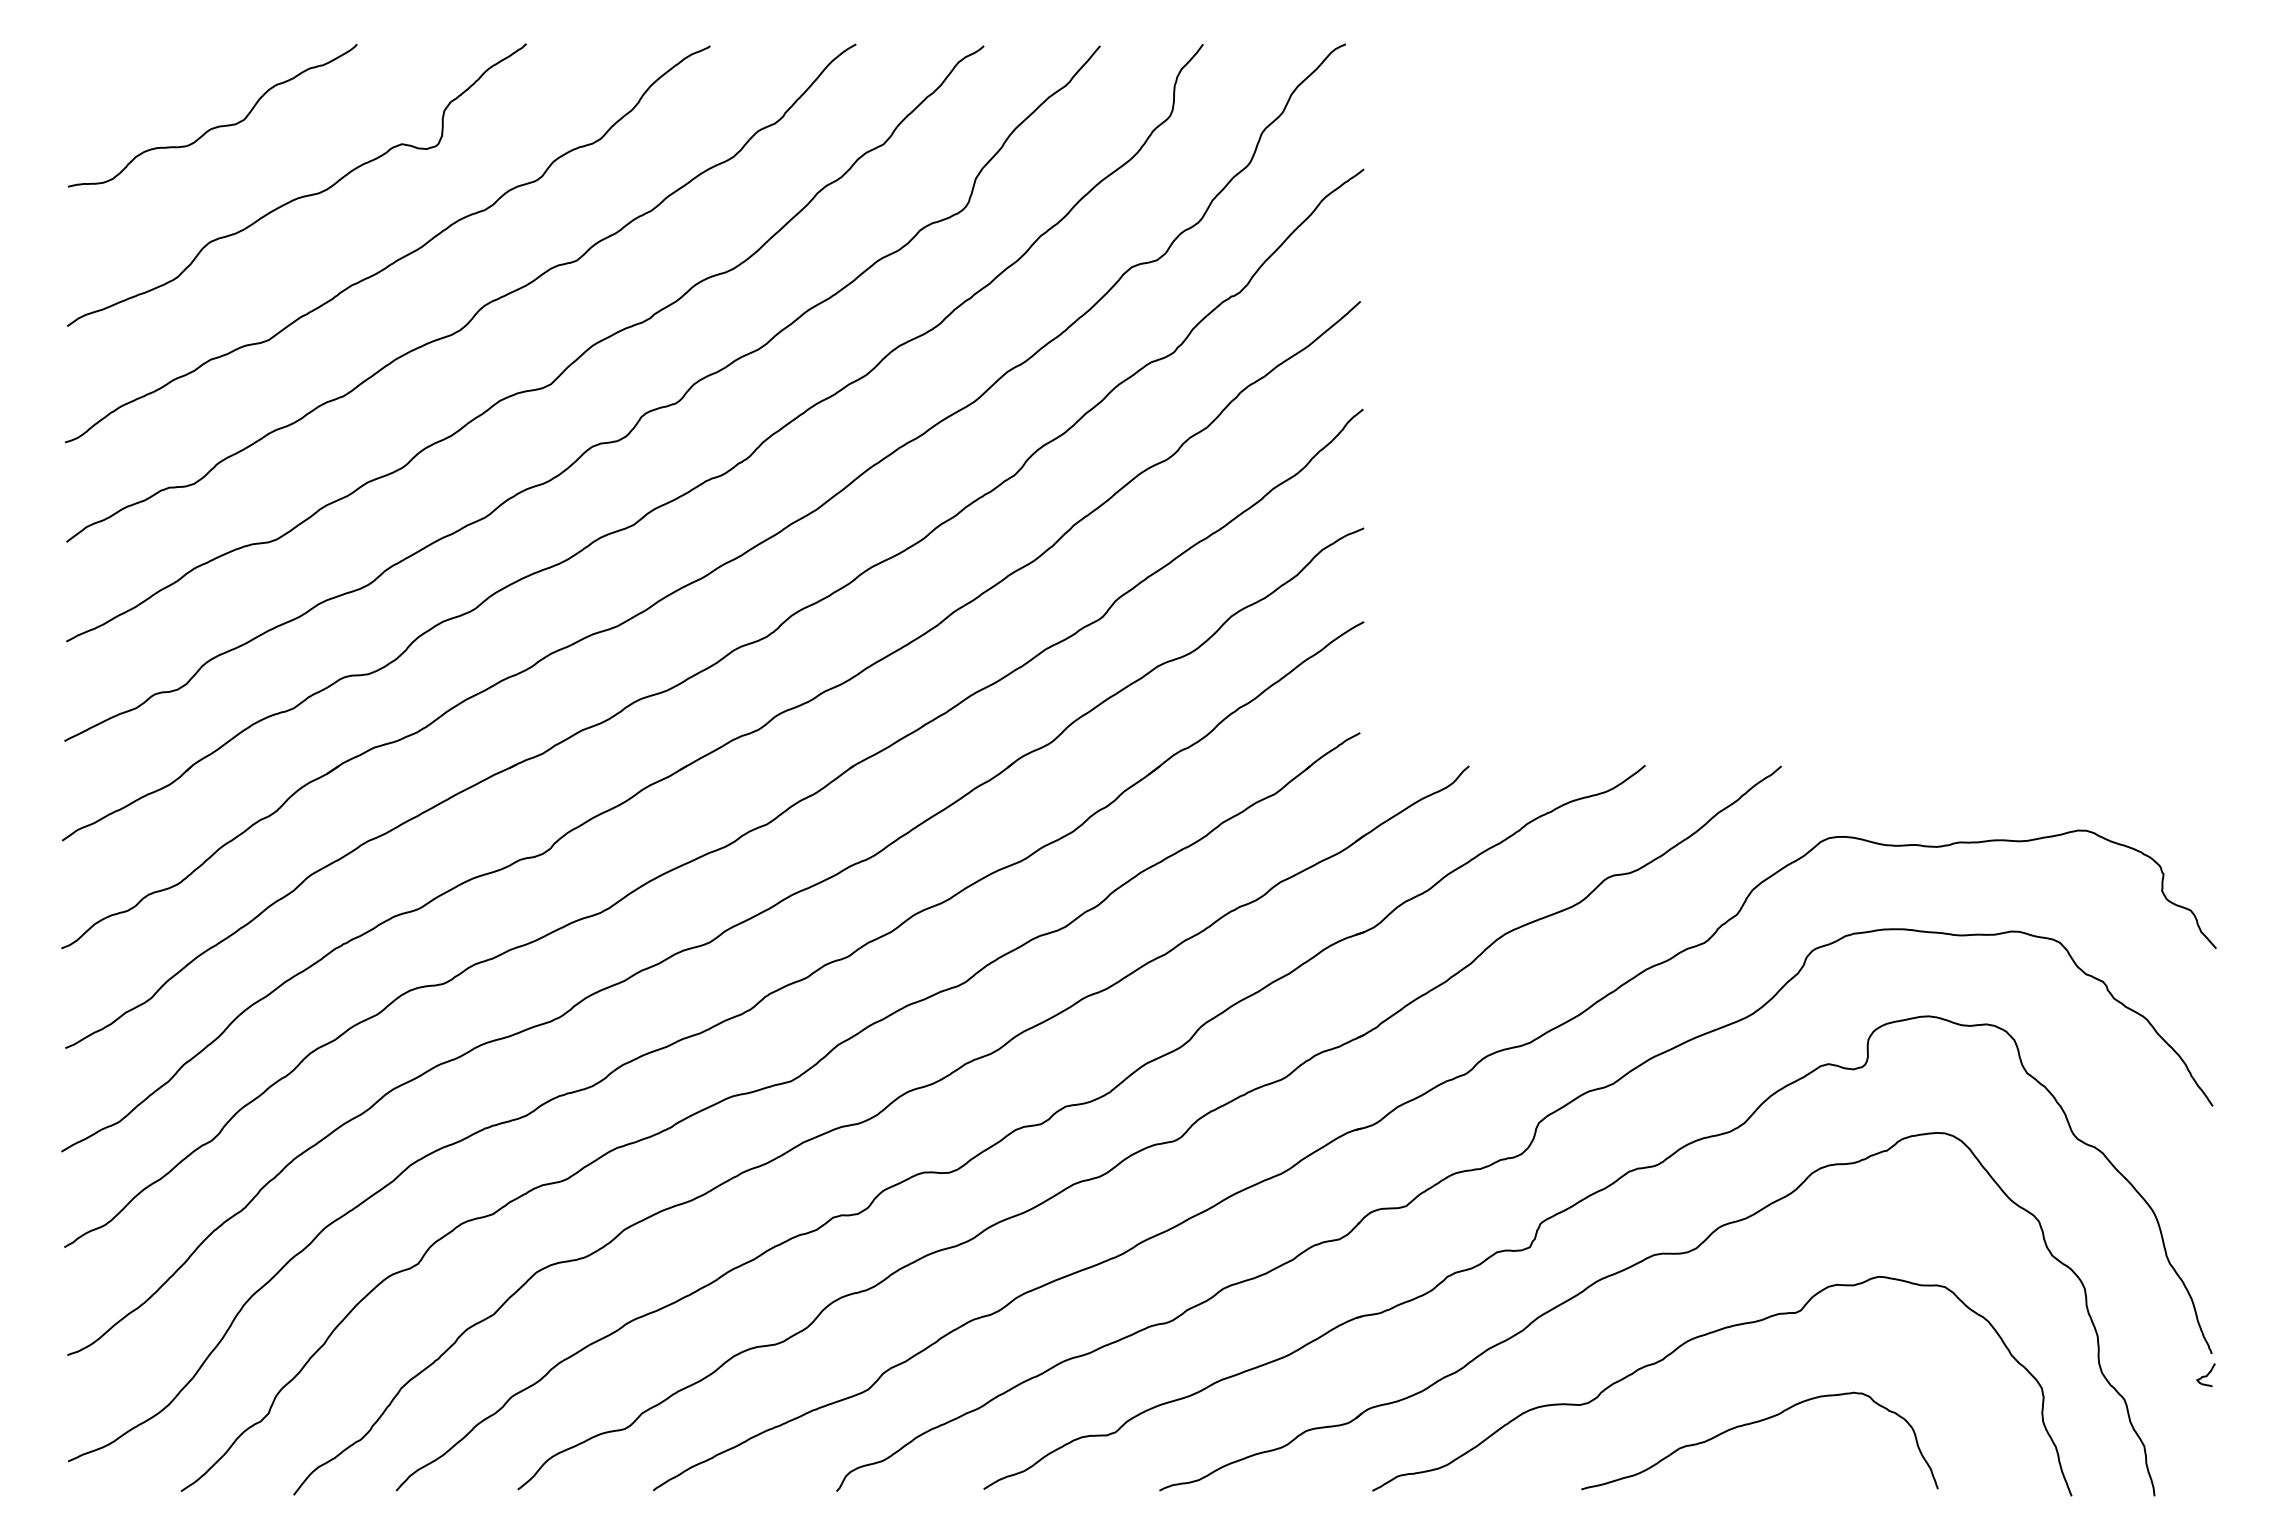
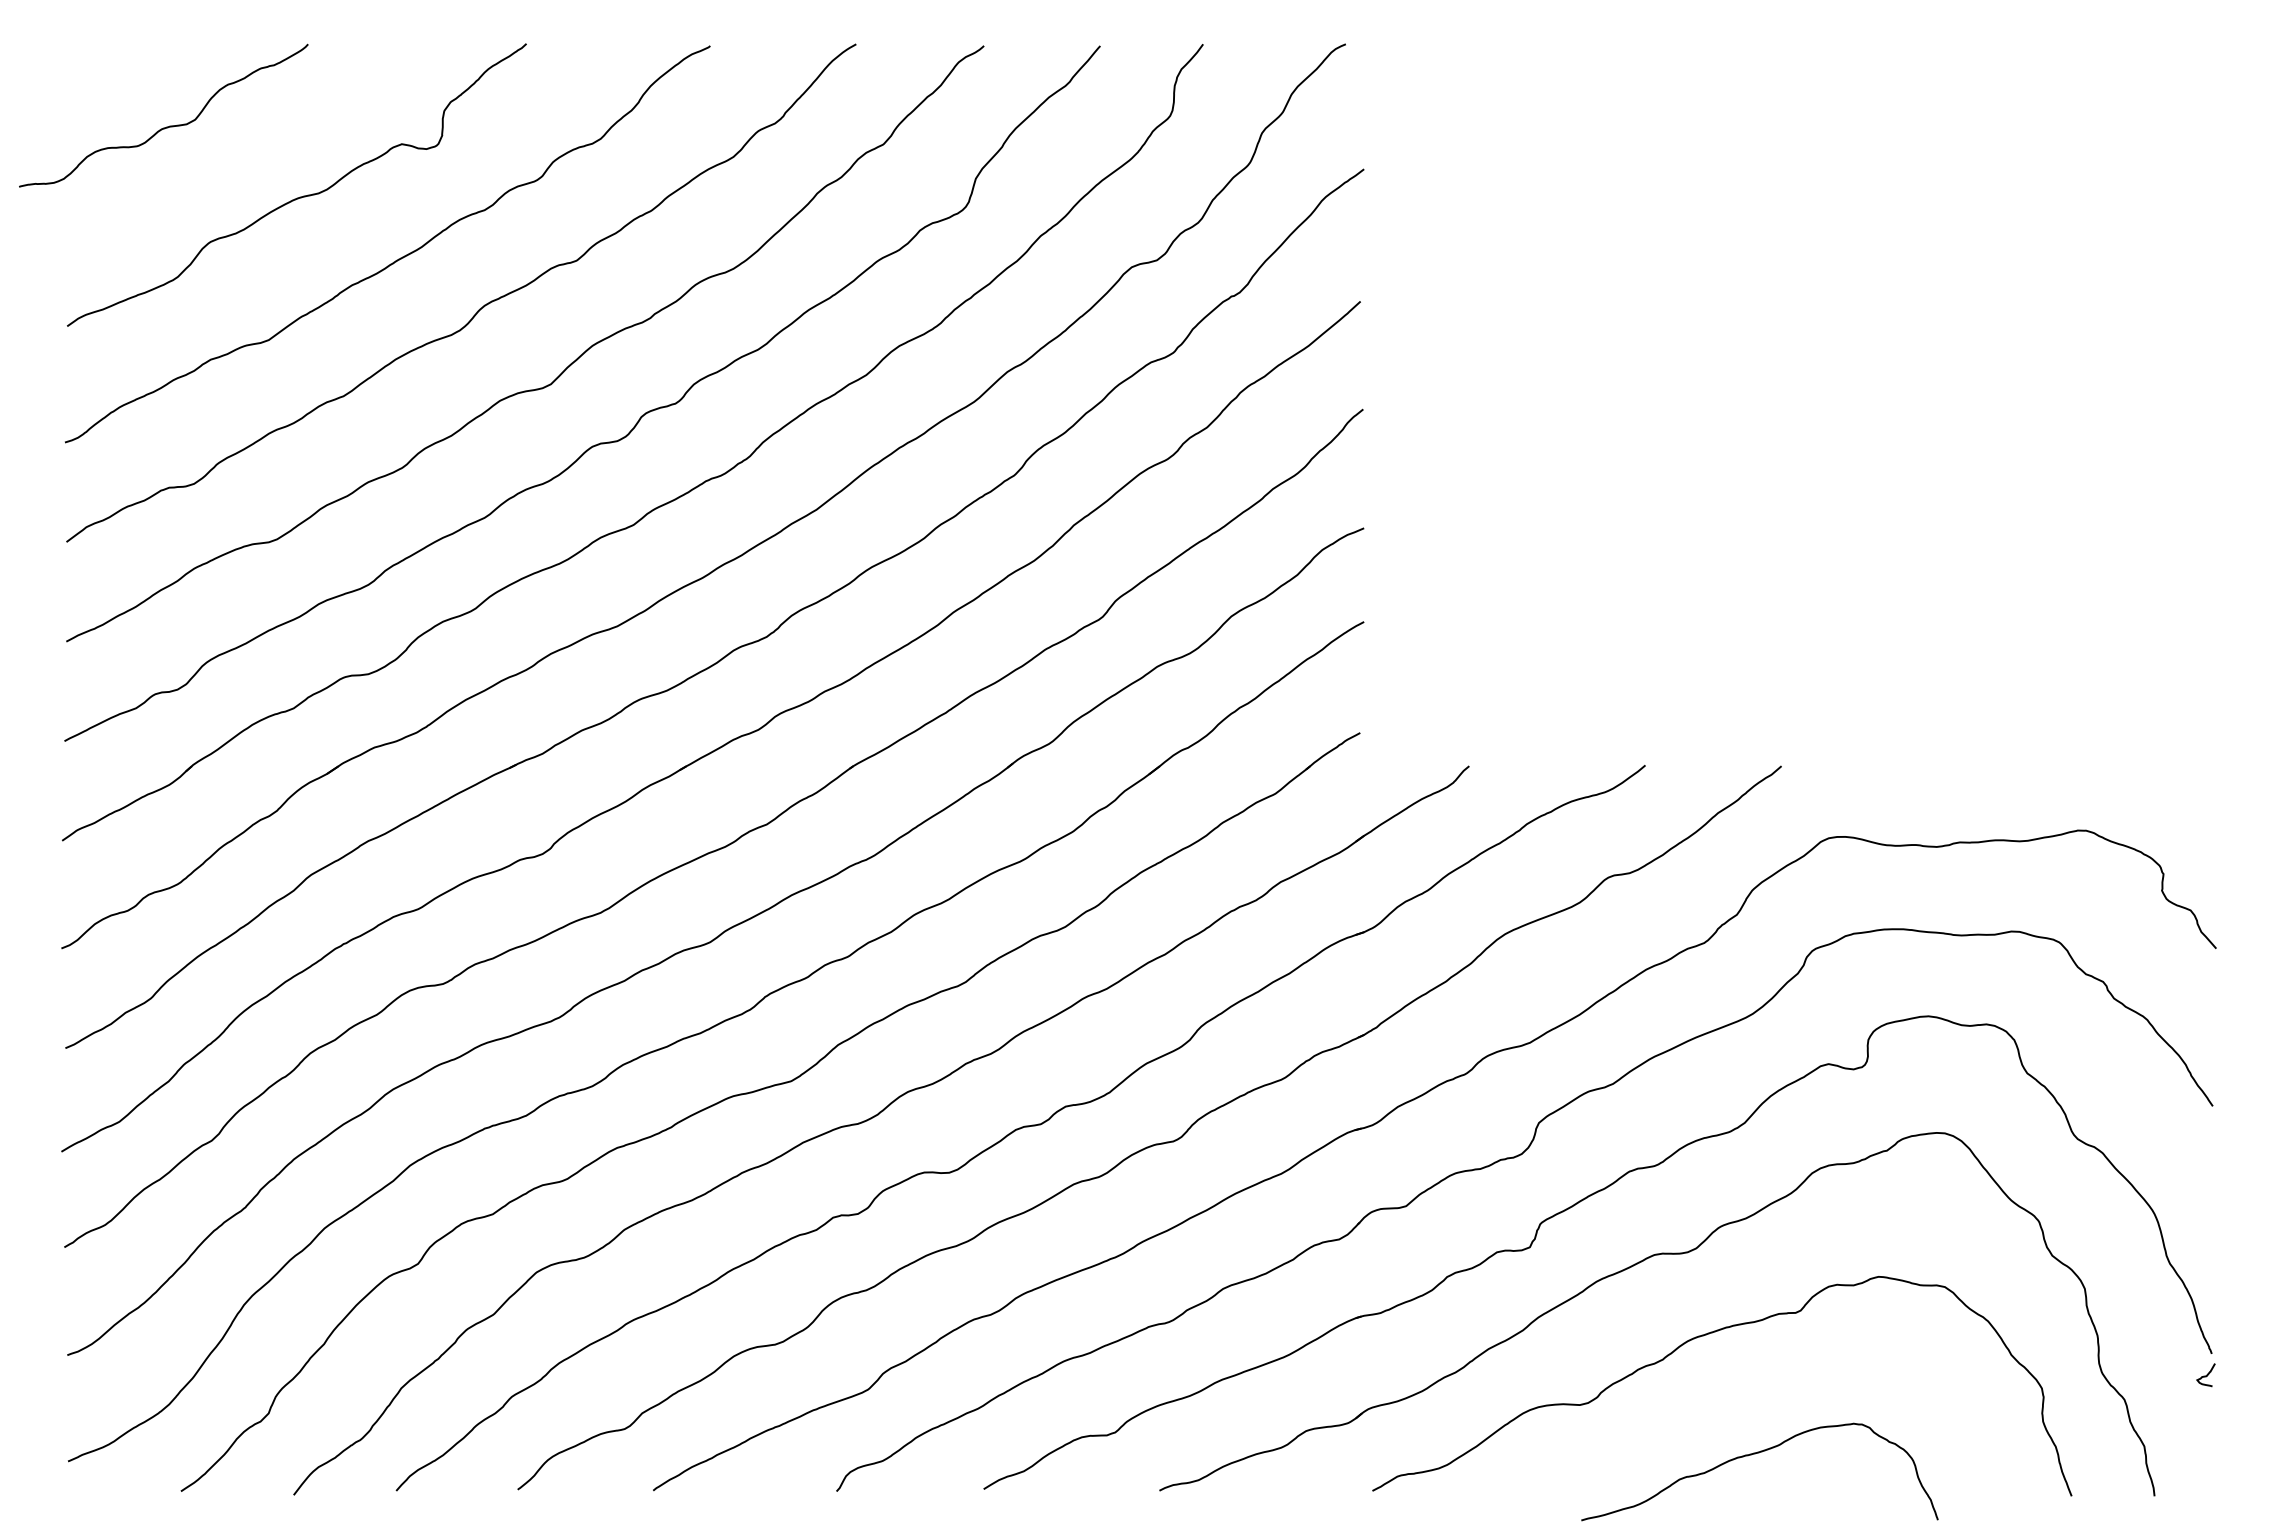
curve position: (215, 126) -> (166, 126) (166, 126)
curve position: (1755, 1423) -> (1755, 1454) (1755, 1454)
